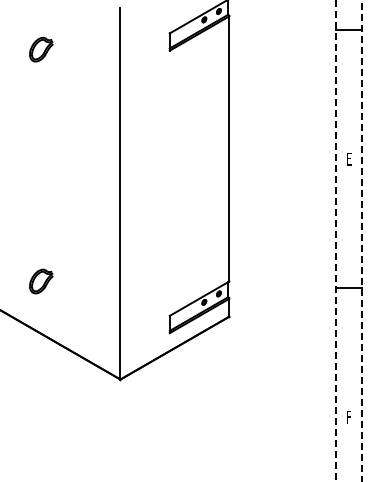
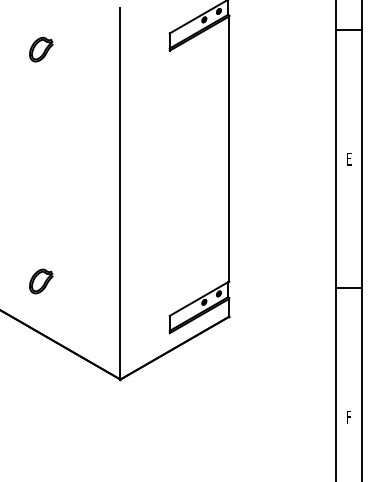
line: dashed -> solid (336, 240)
line: dashed -> solid (362, 240)
